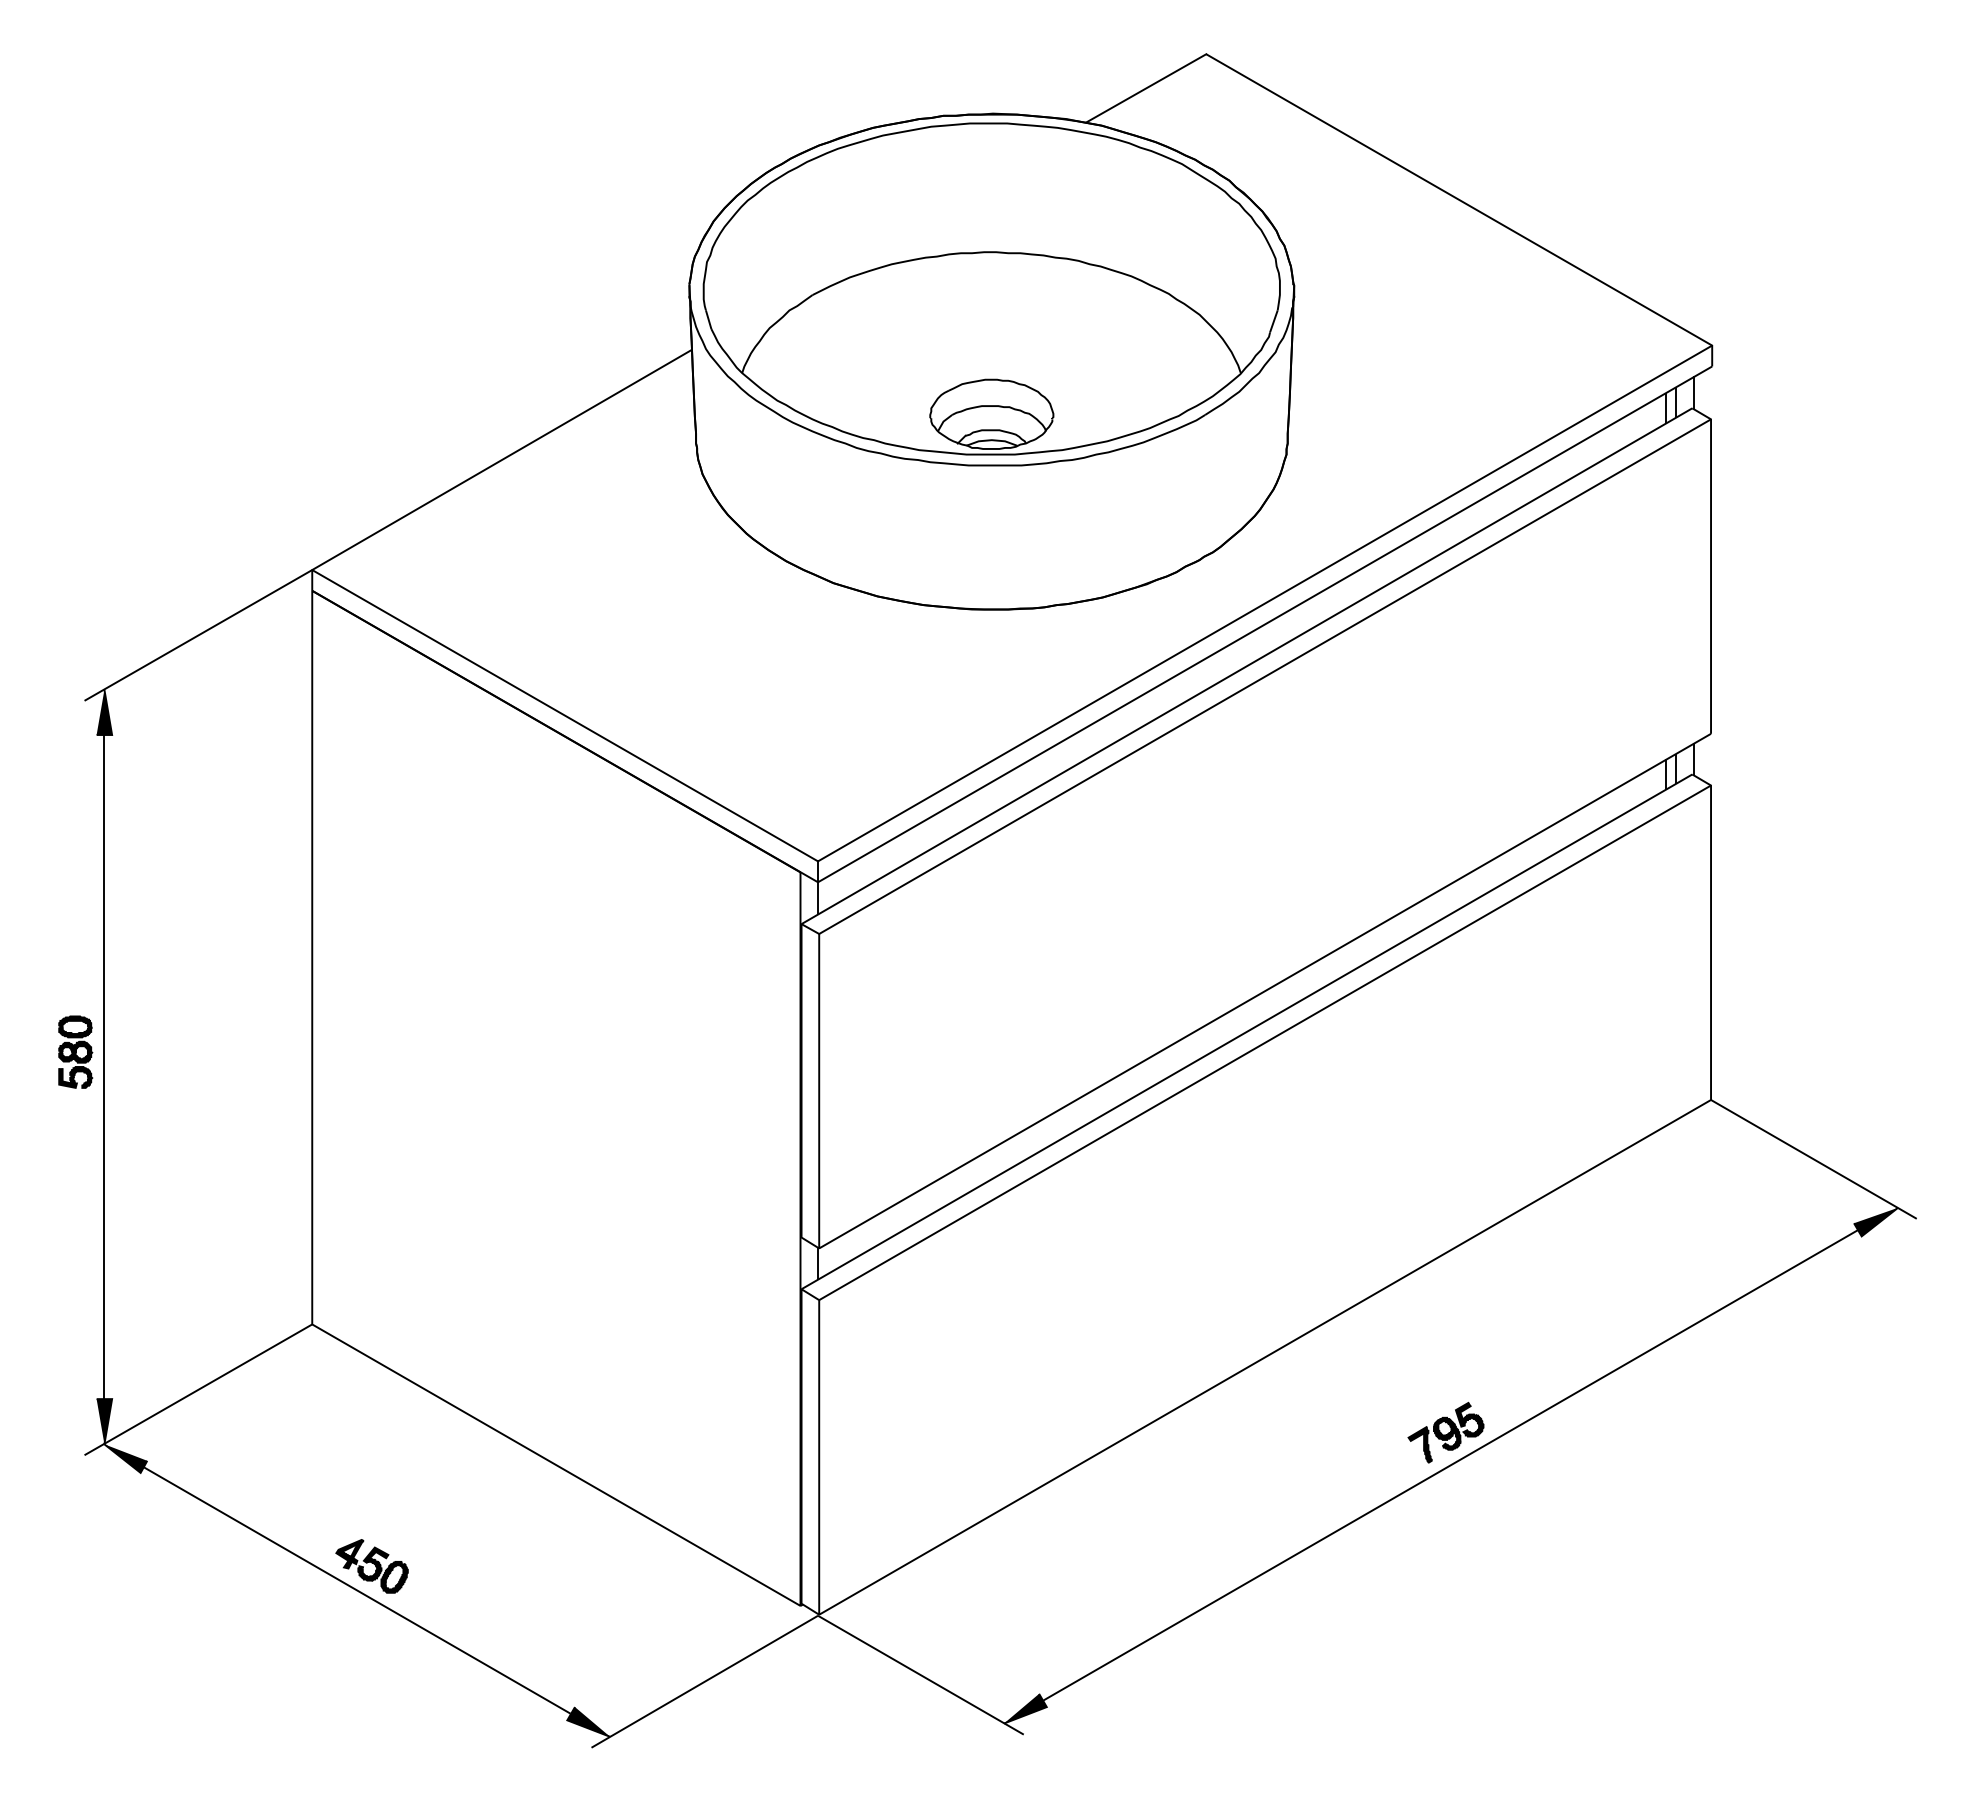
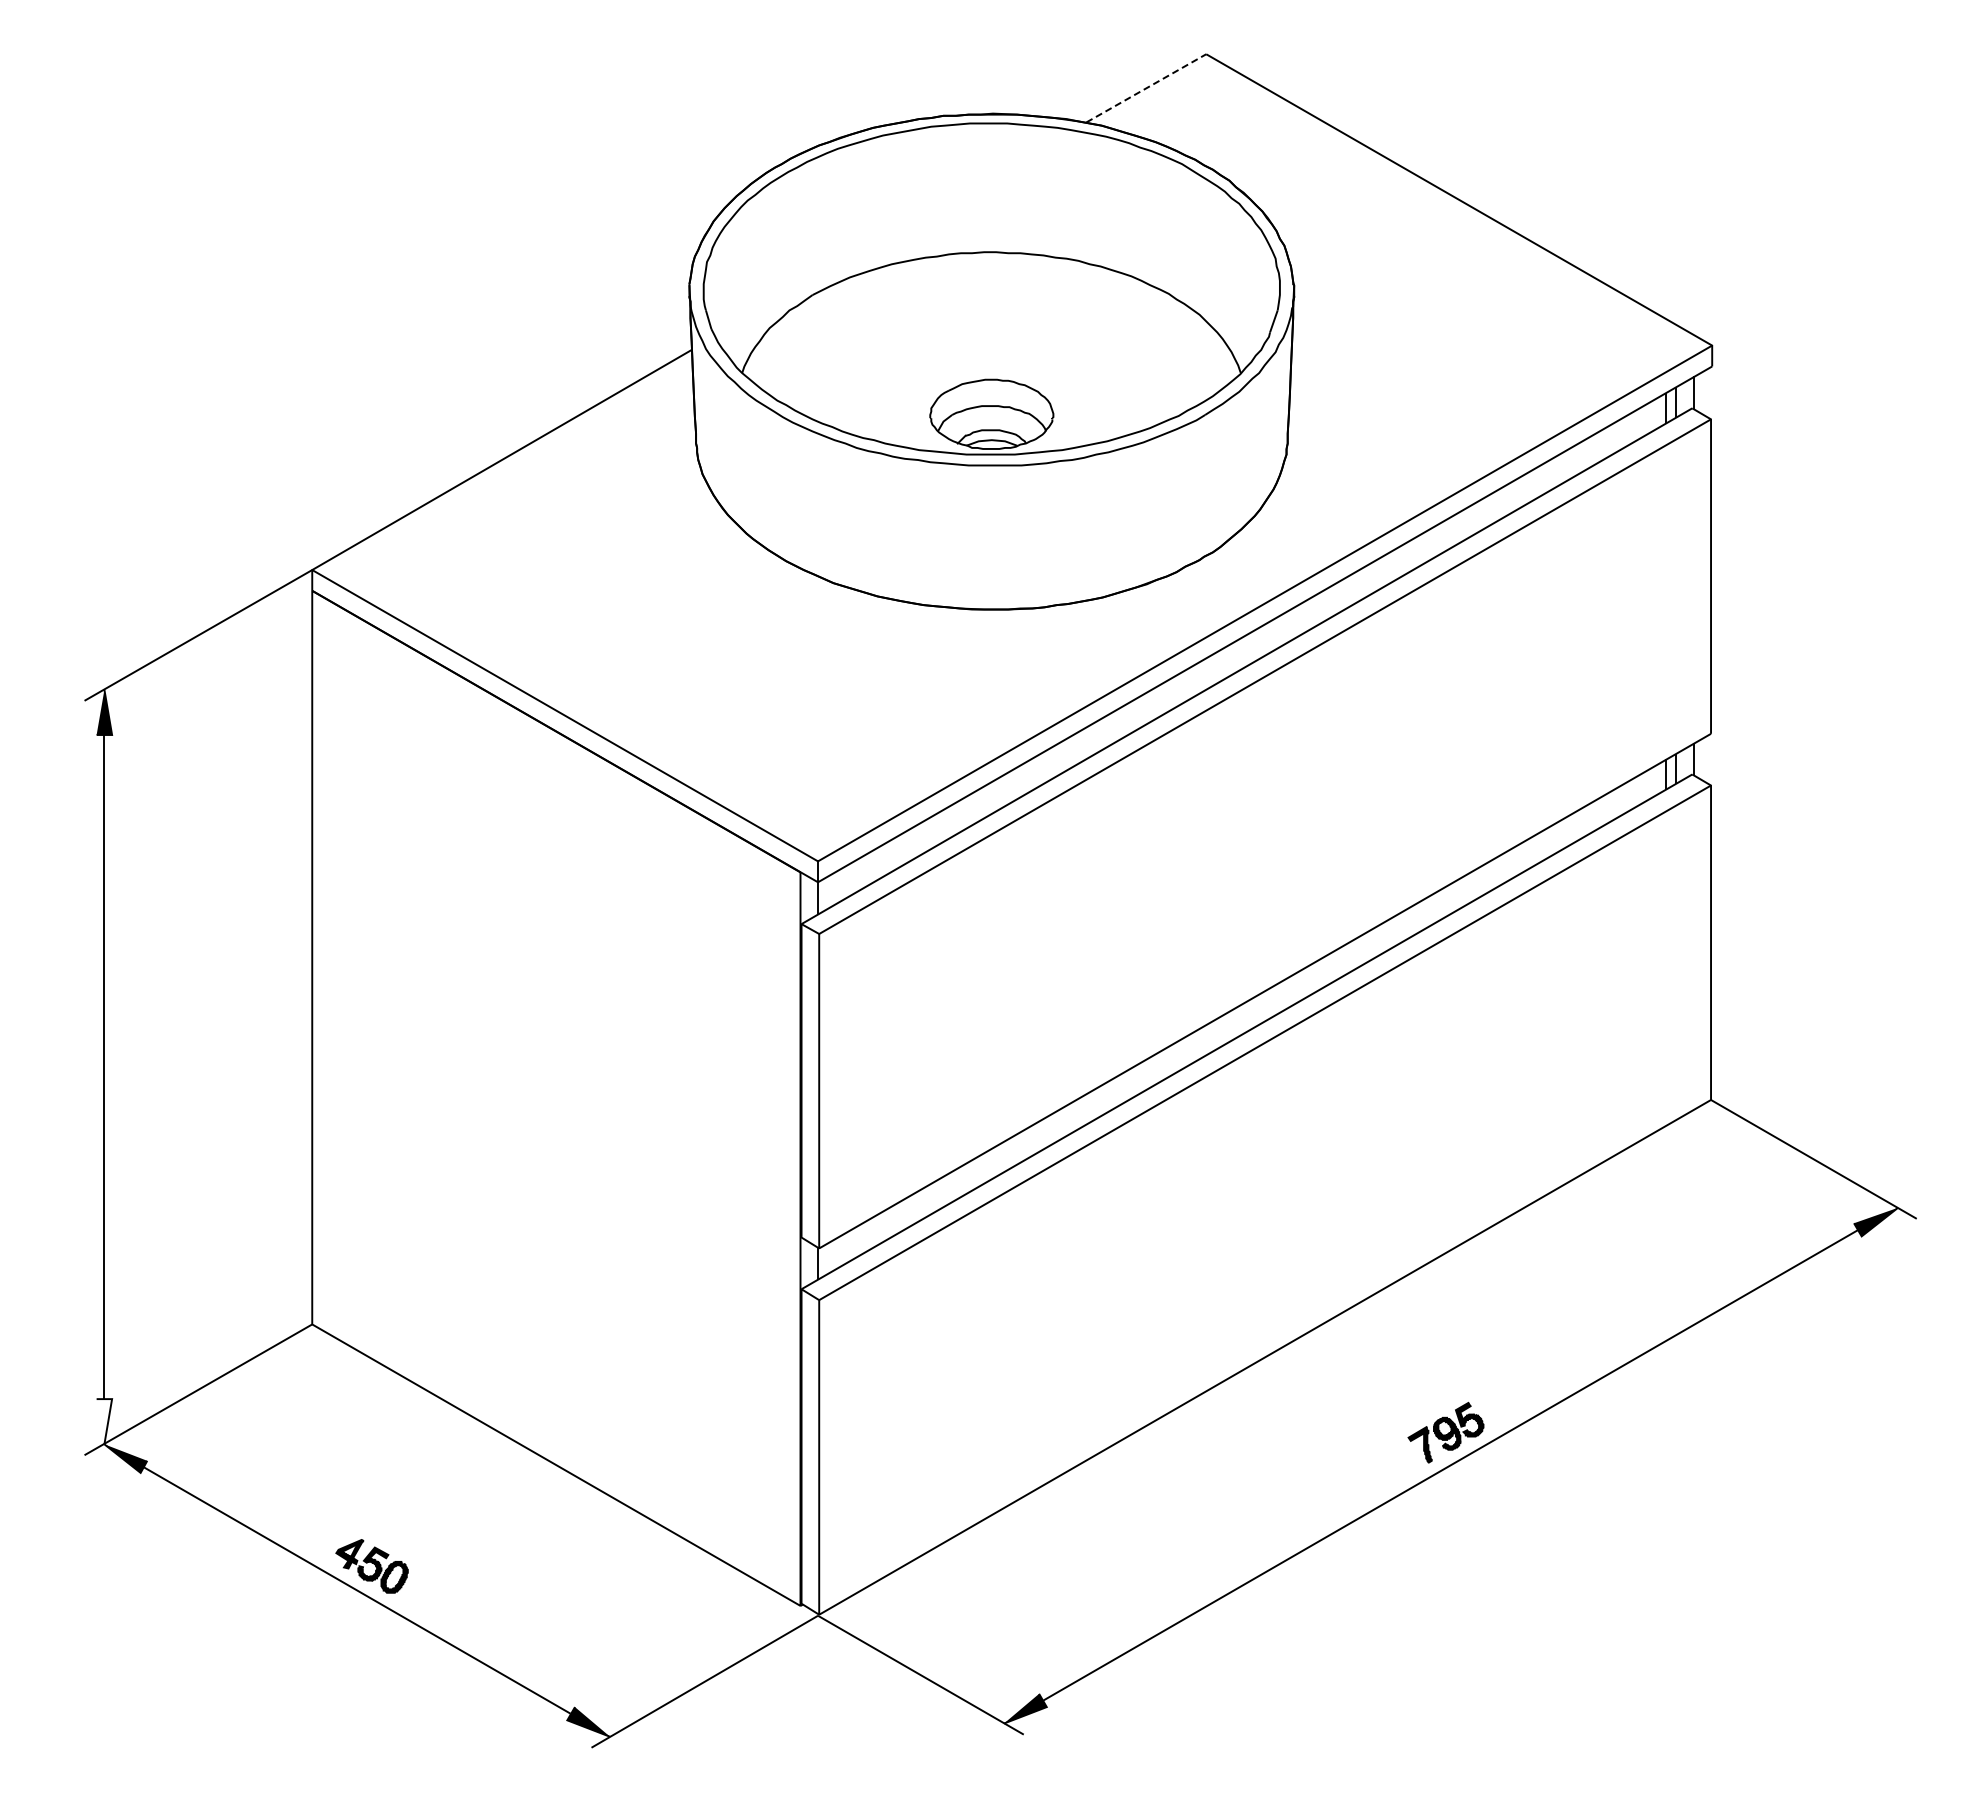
line: solid -> dashed (1146, 88)
part: present -> none (75, 1051)
fill: present -> none (104, 1421)
